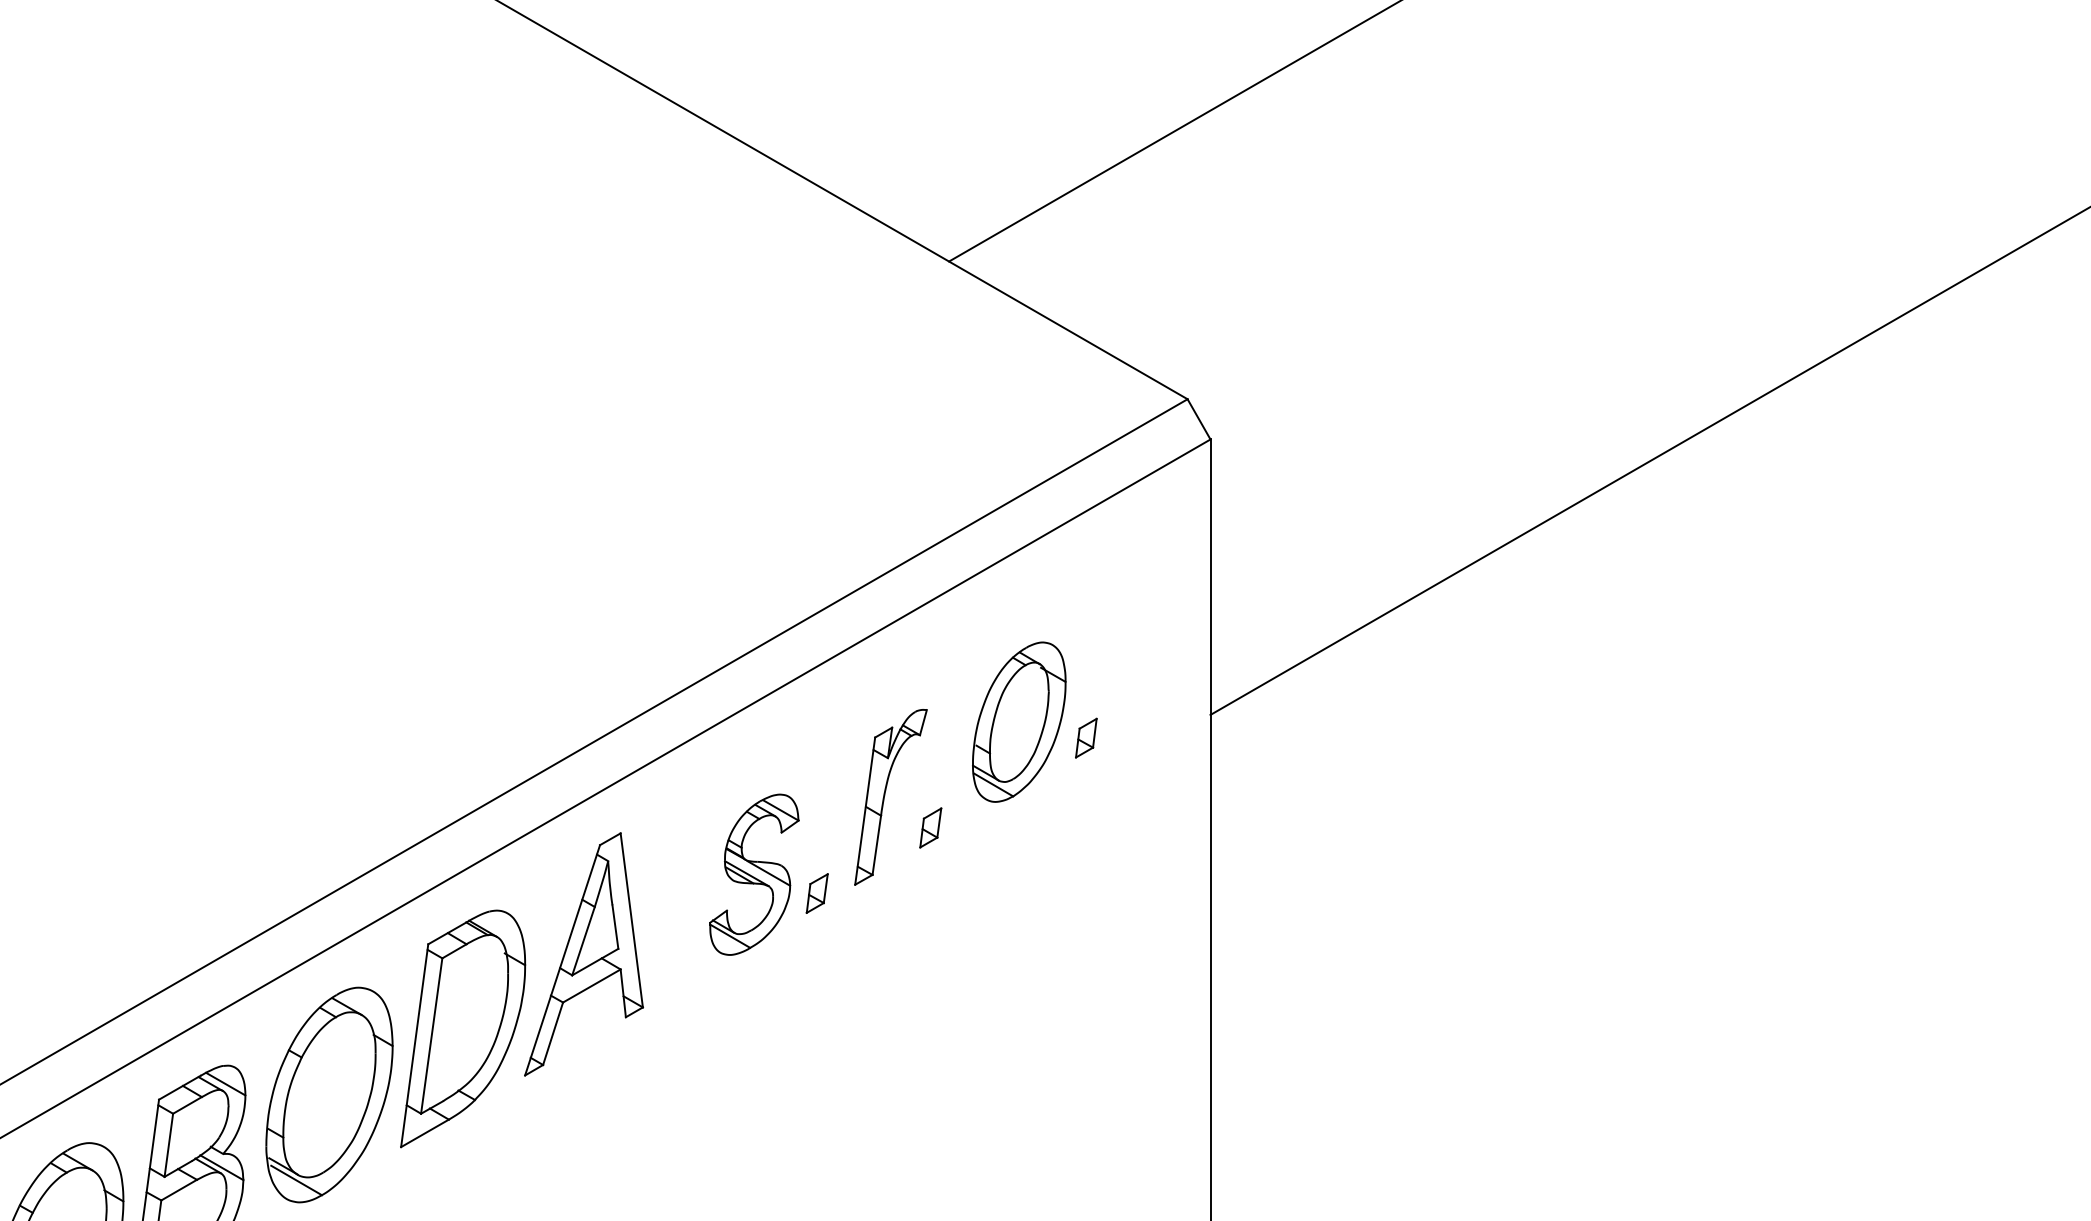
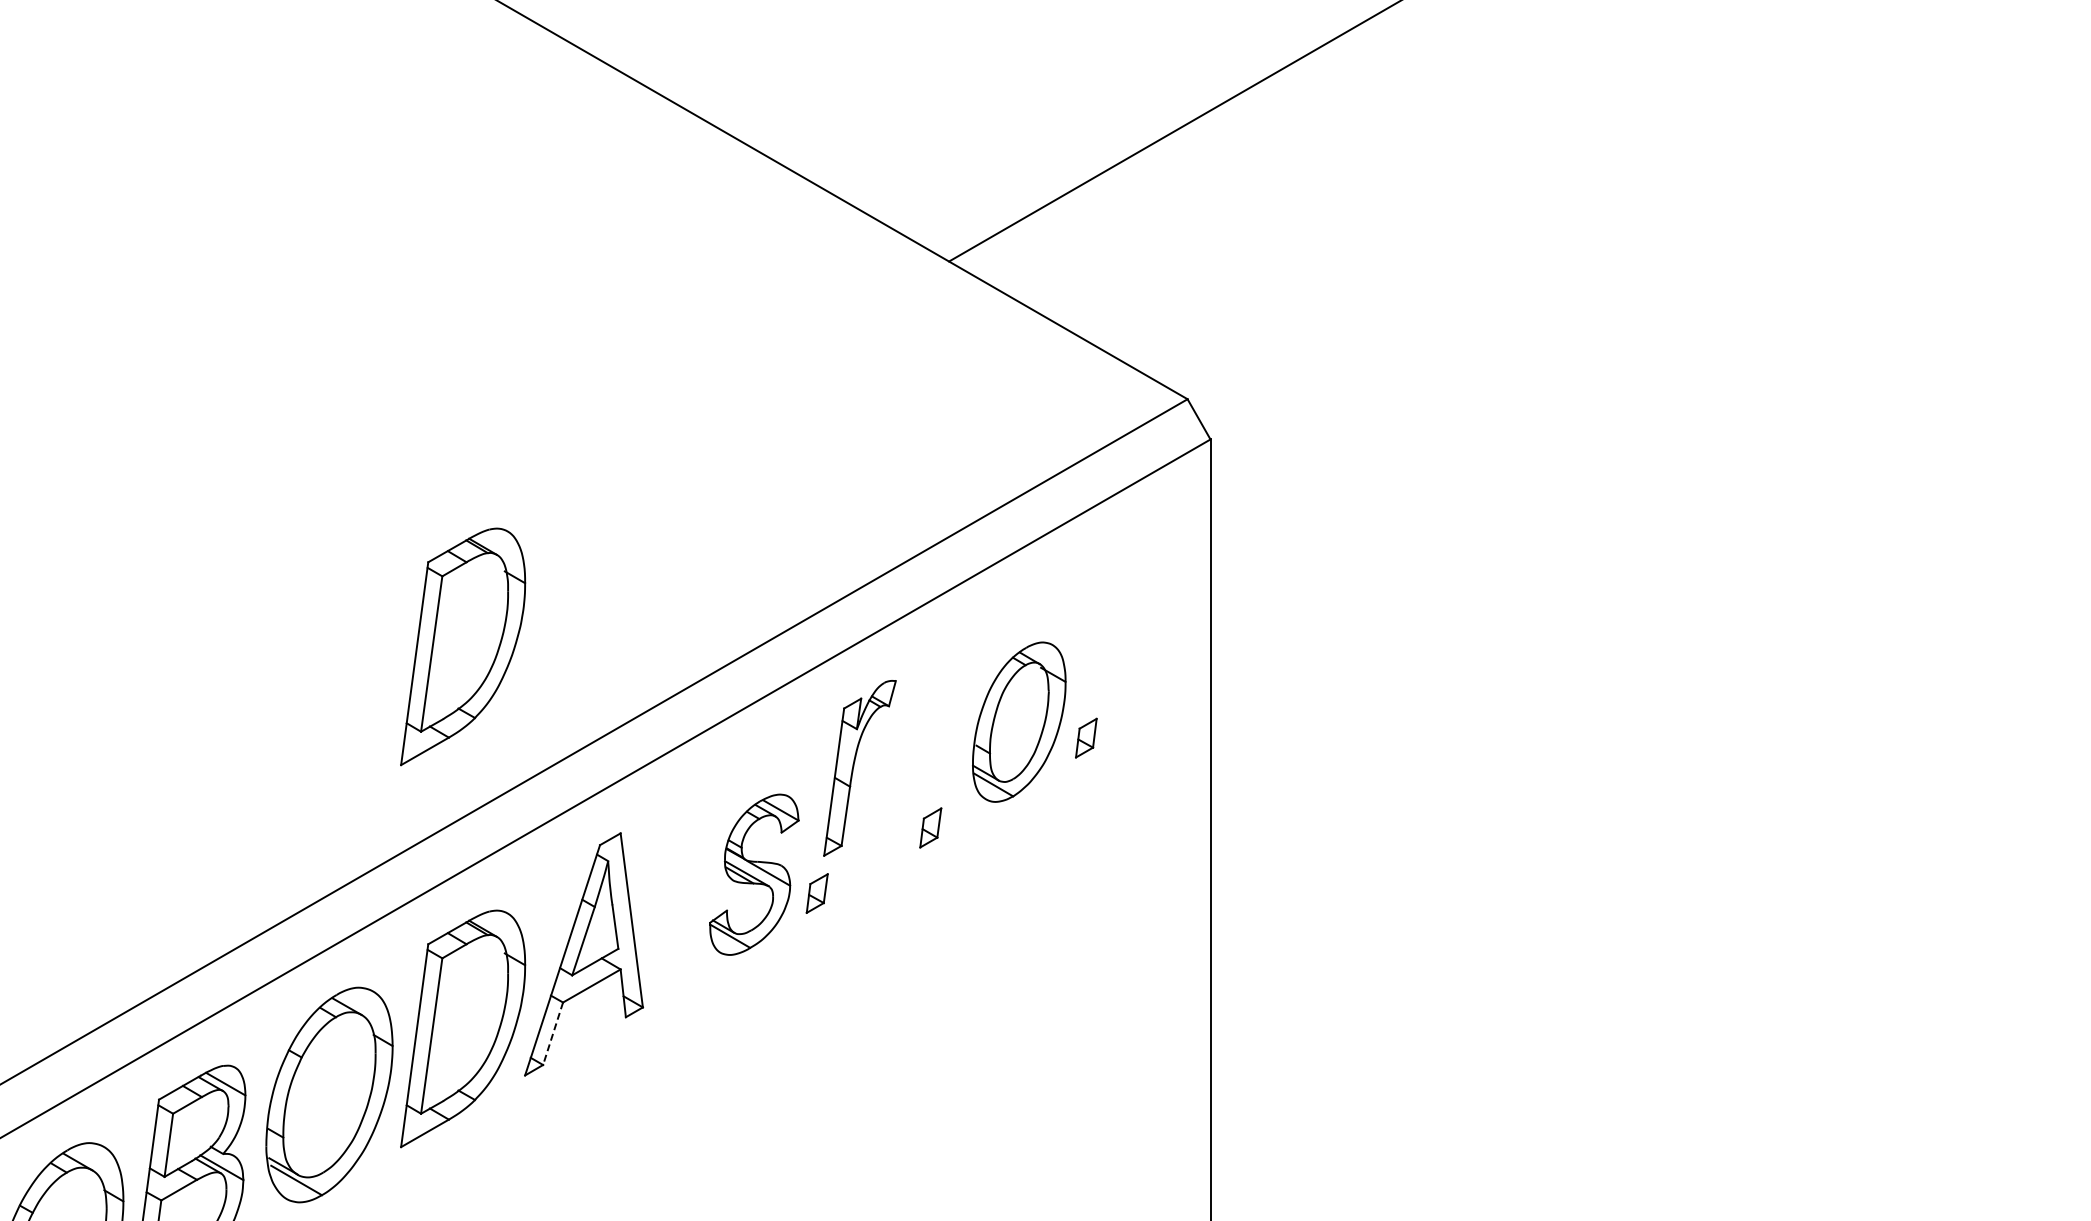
line: present -> none (1648, 461)
part: none -> present (463, 646)
part position: (890, 797) -> (859, 768) (859, 768)
line: solid -> dashed (553, 1033)
